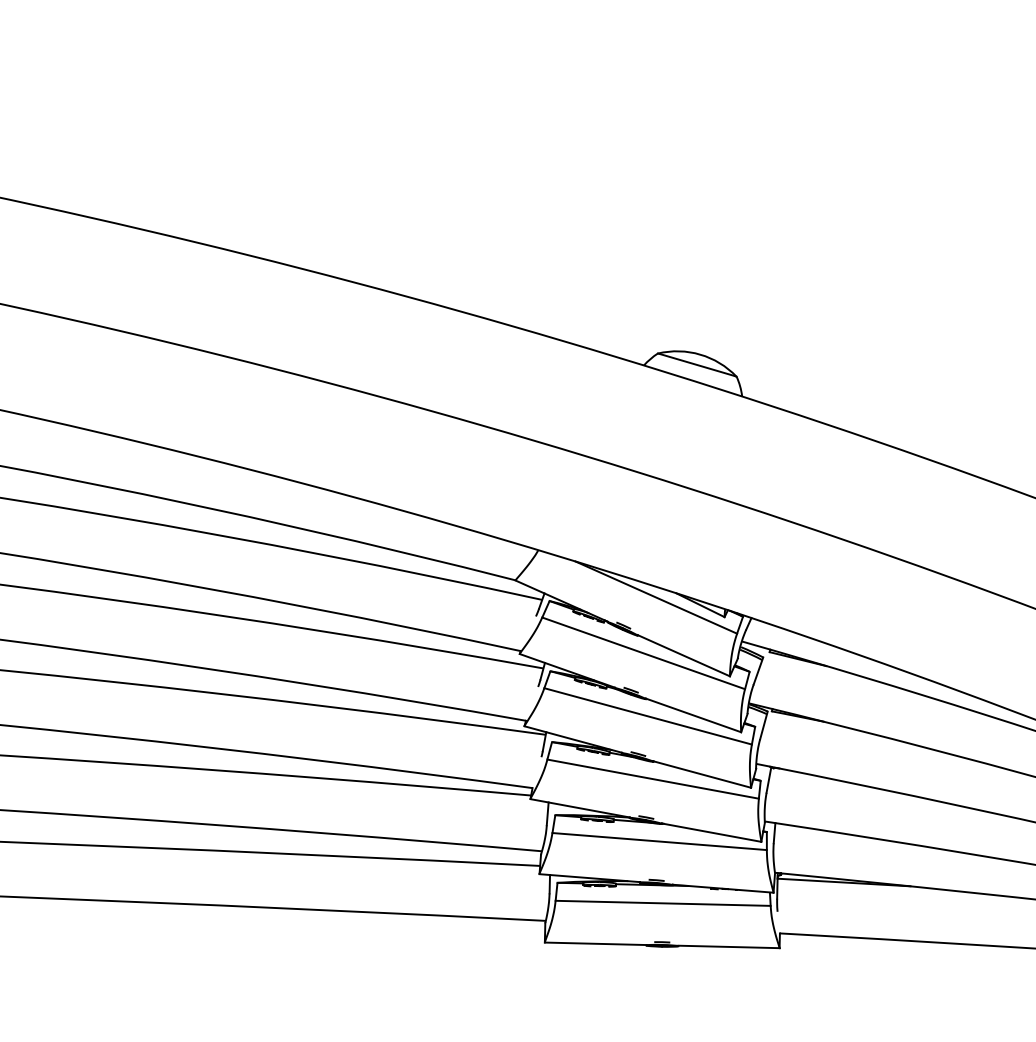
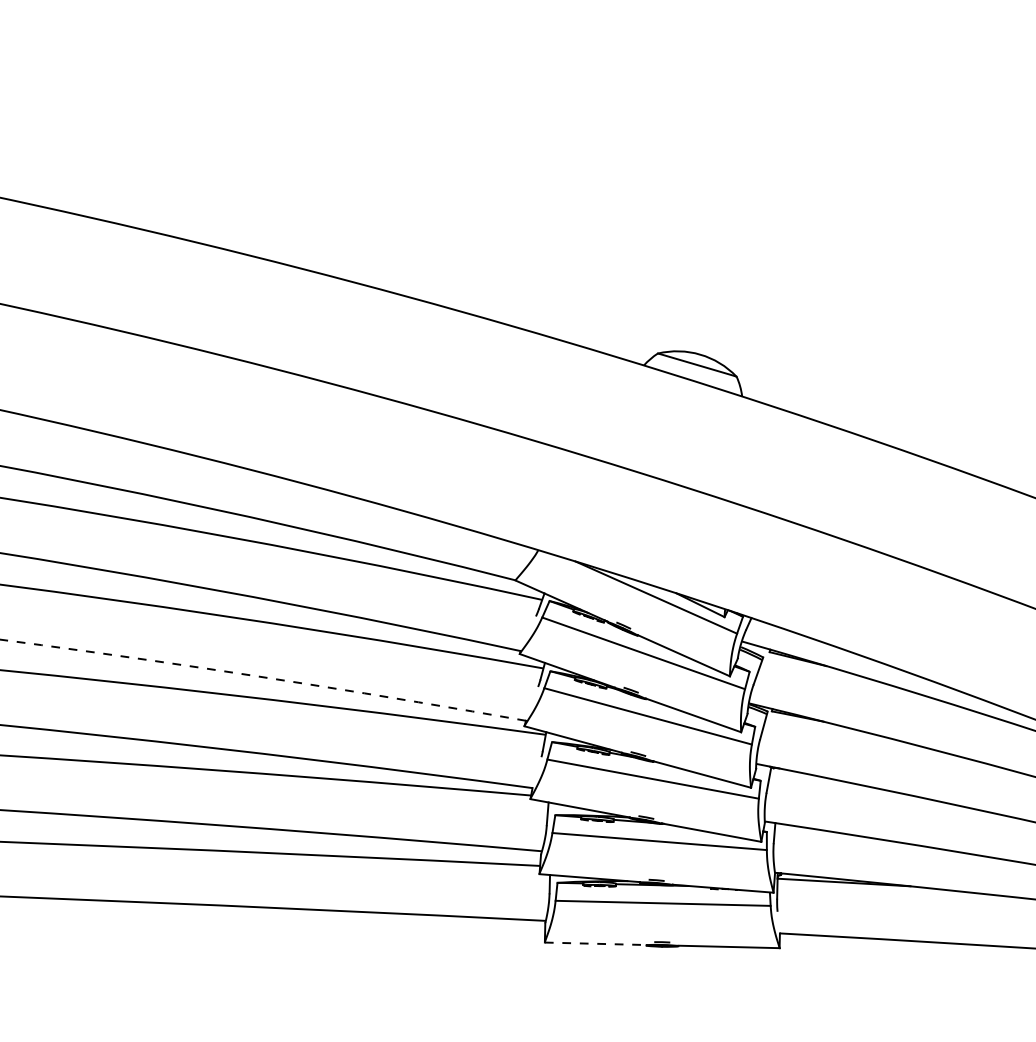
arc: solid -> dashed (262, 677)
line: solid -> dashed (595, 943)
